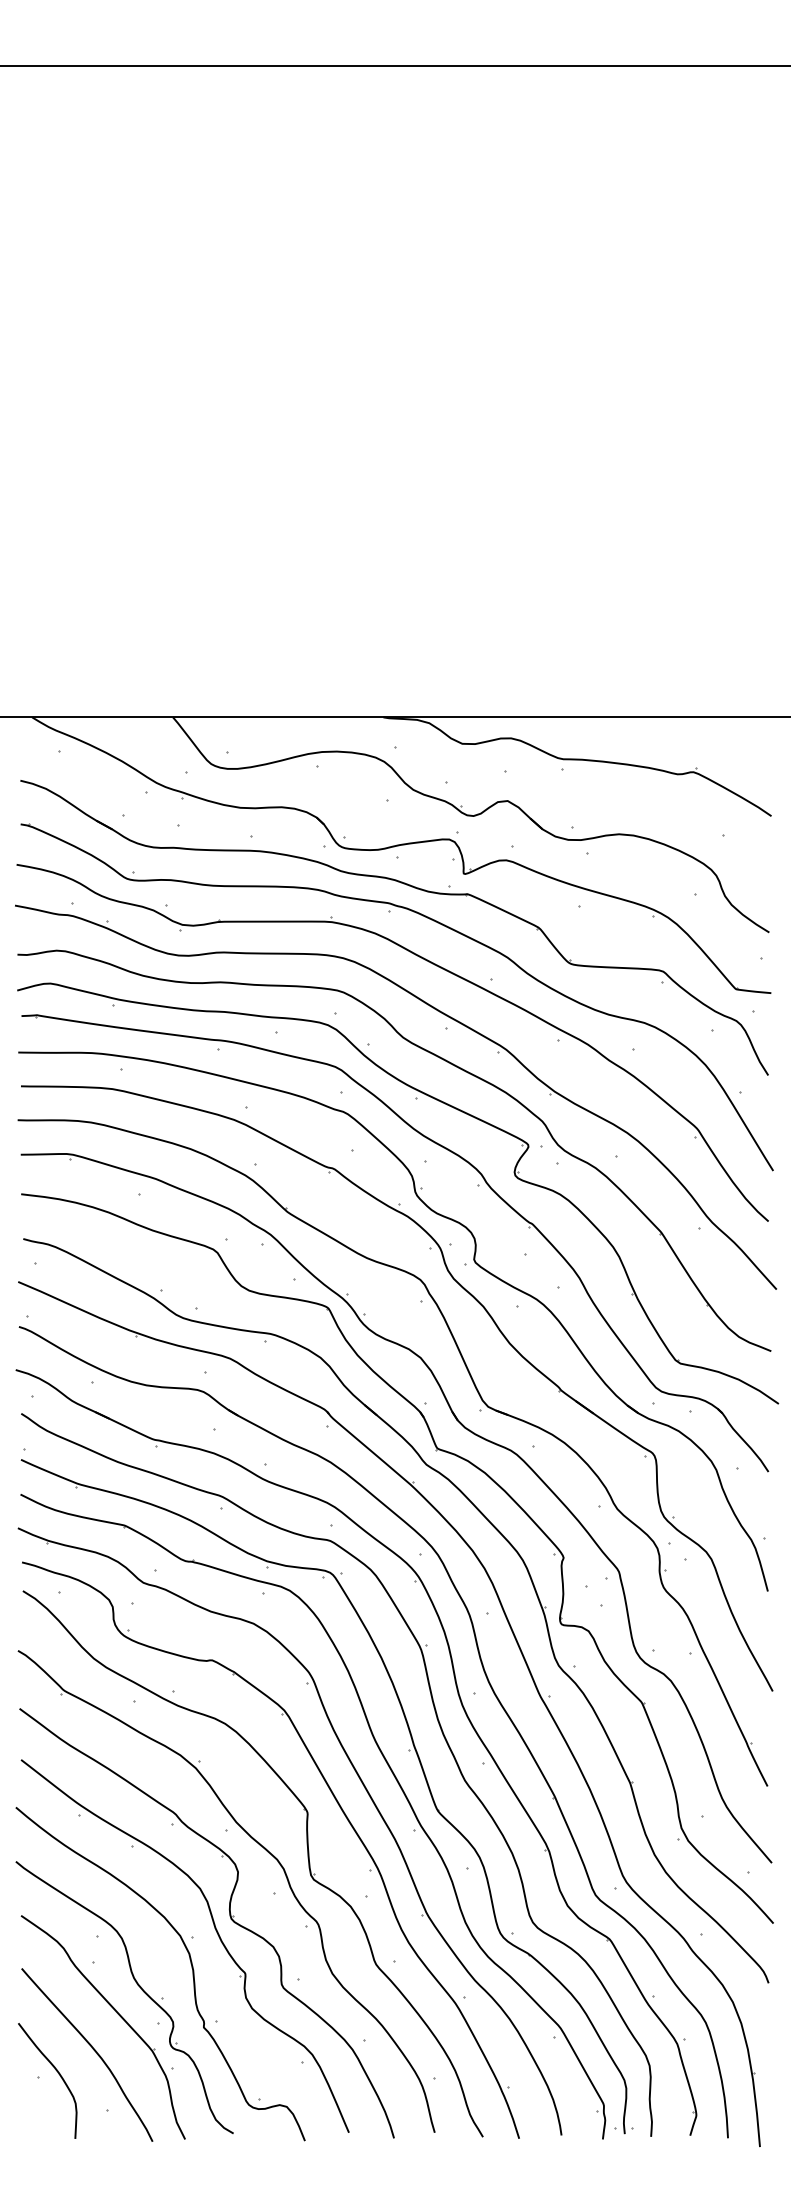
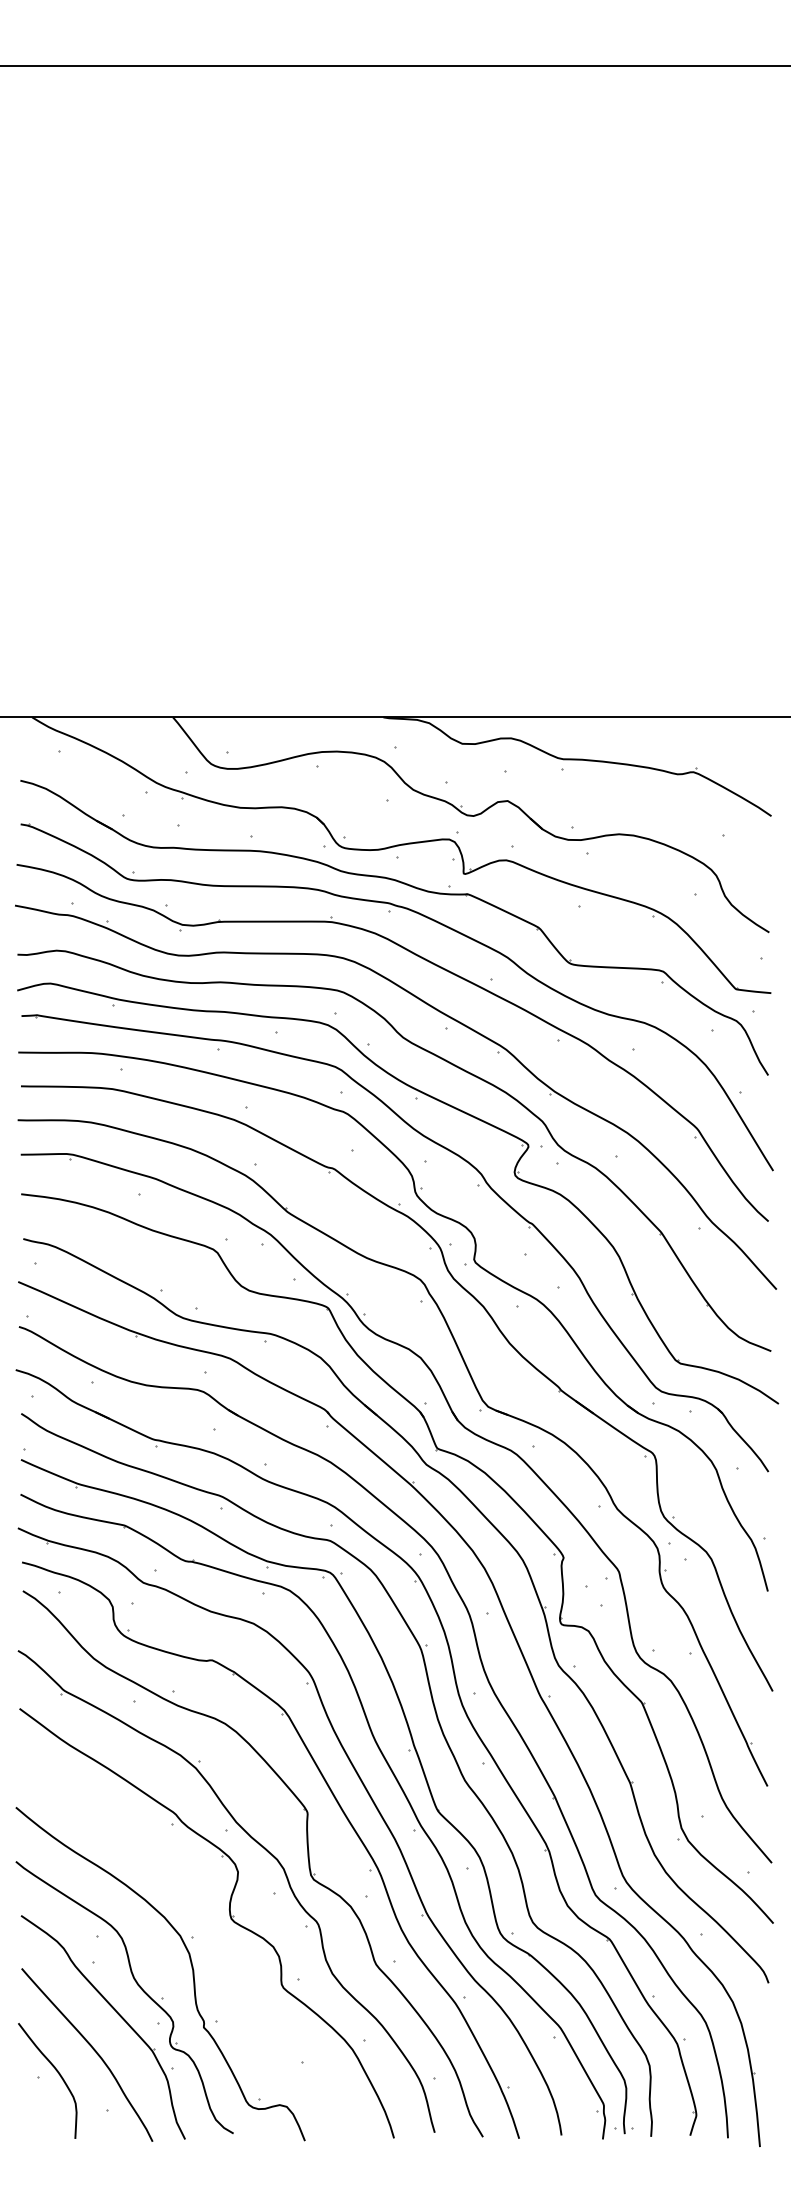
part: present -> none (215, 1930)
